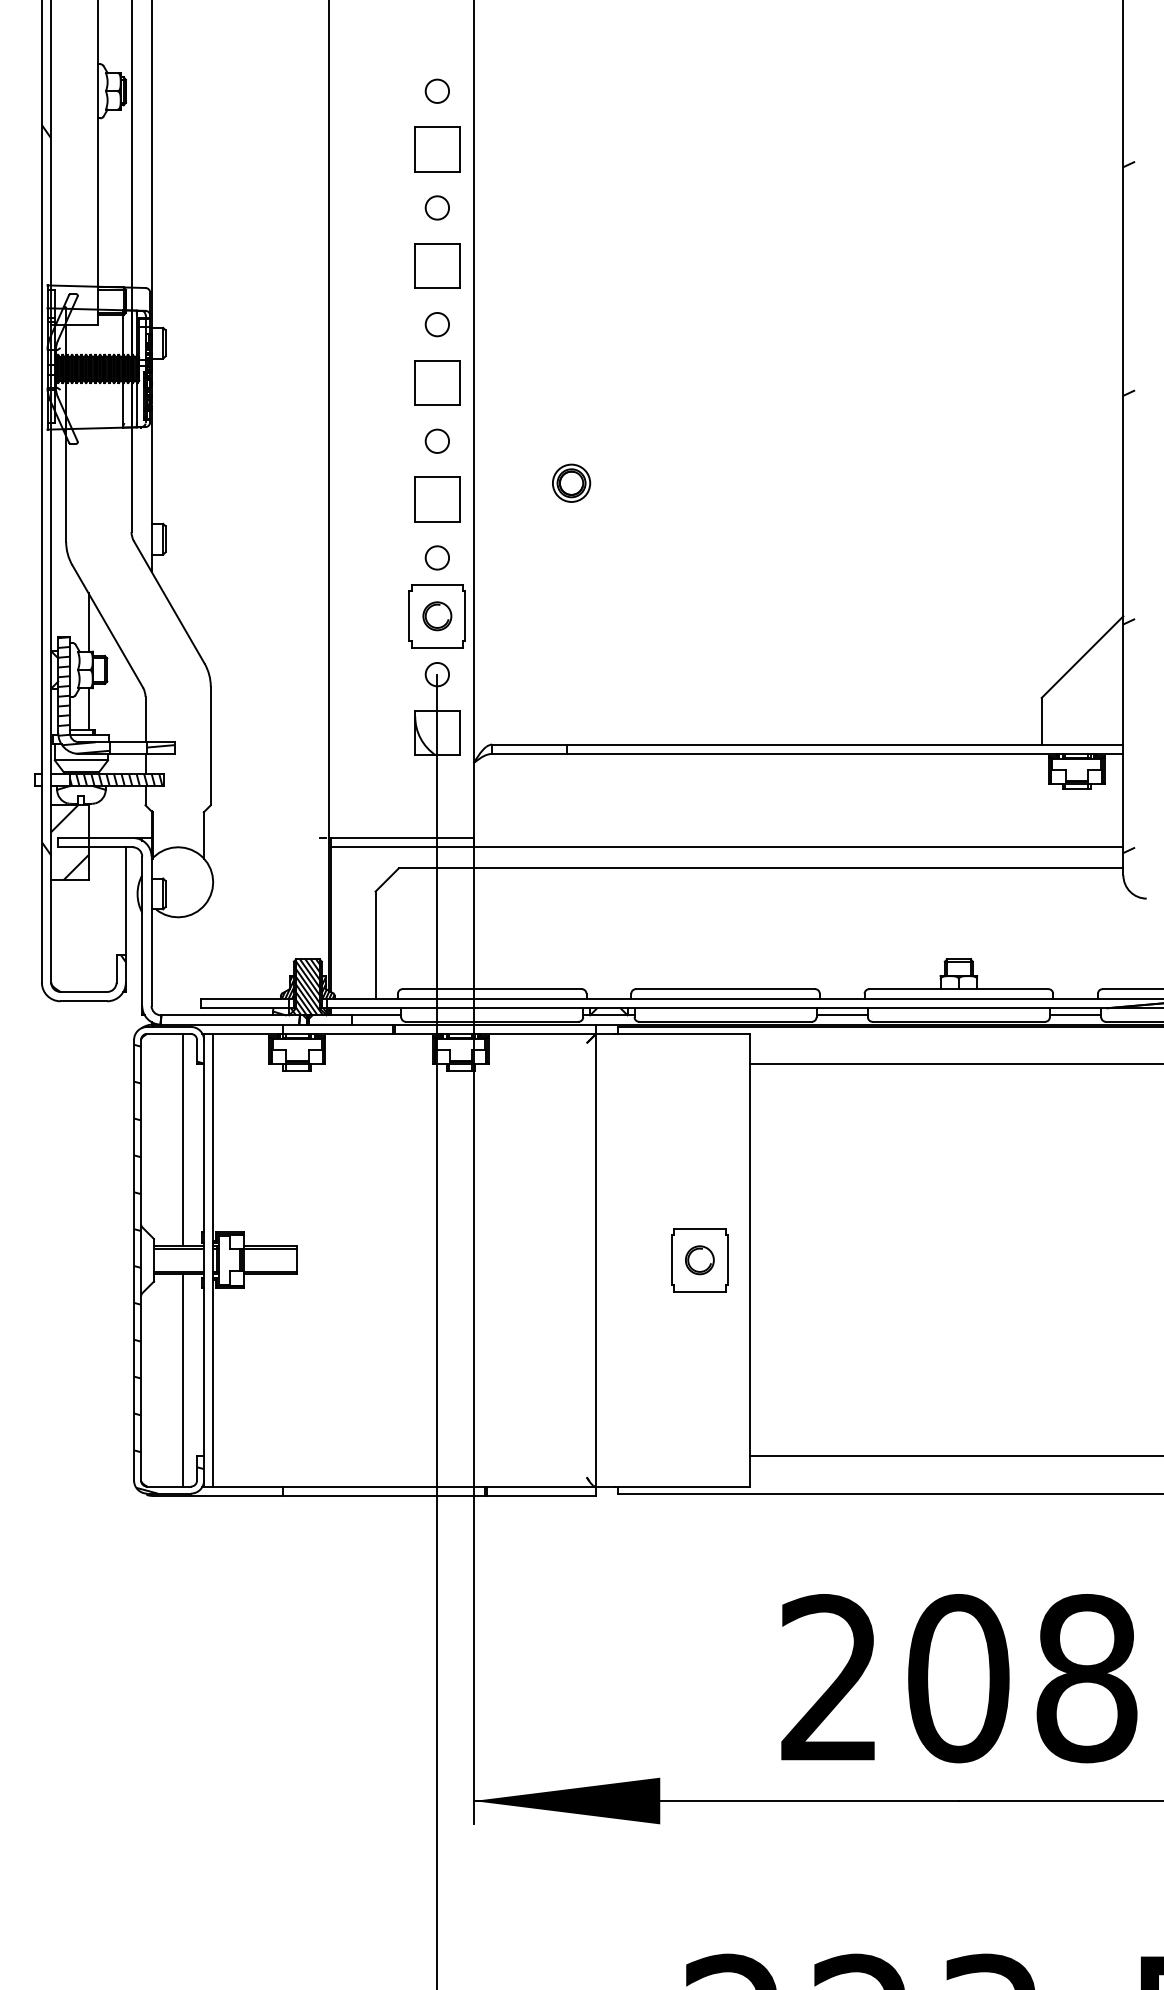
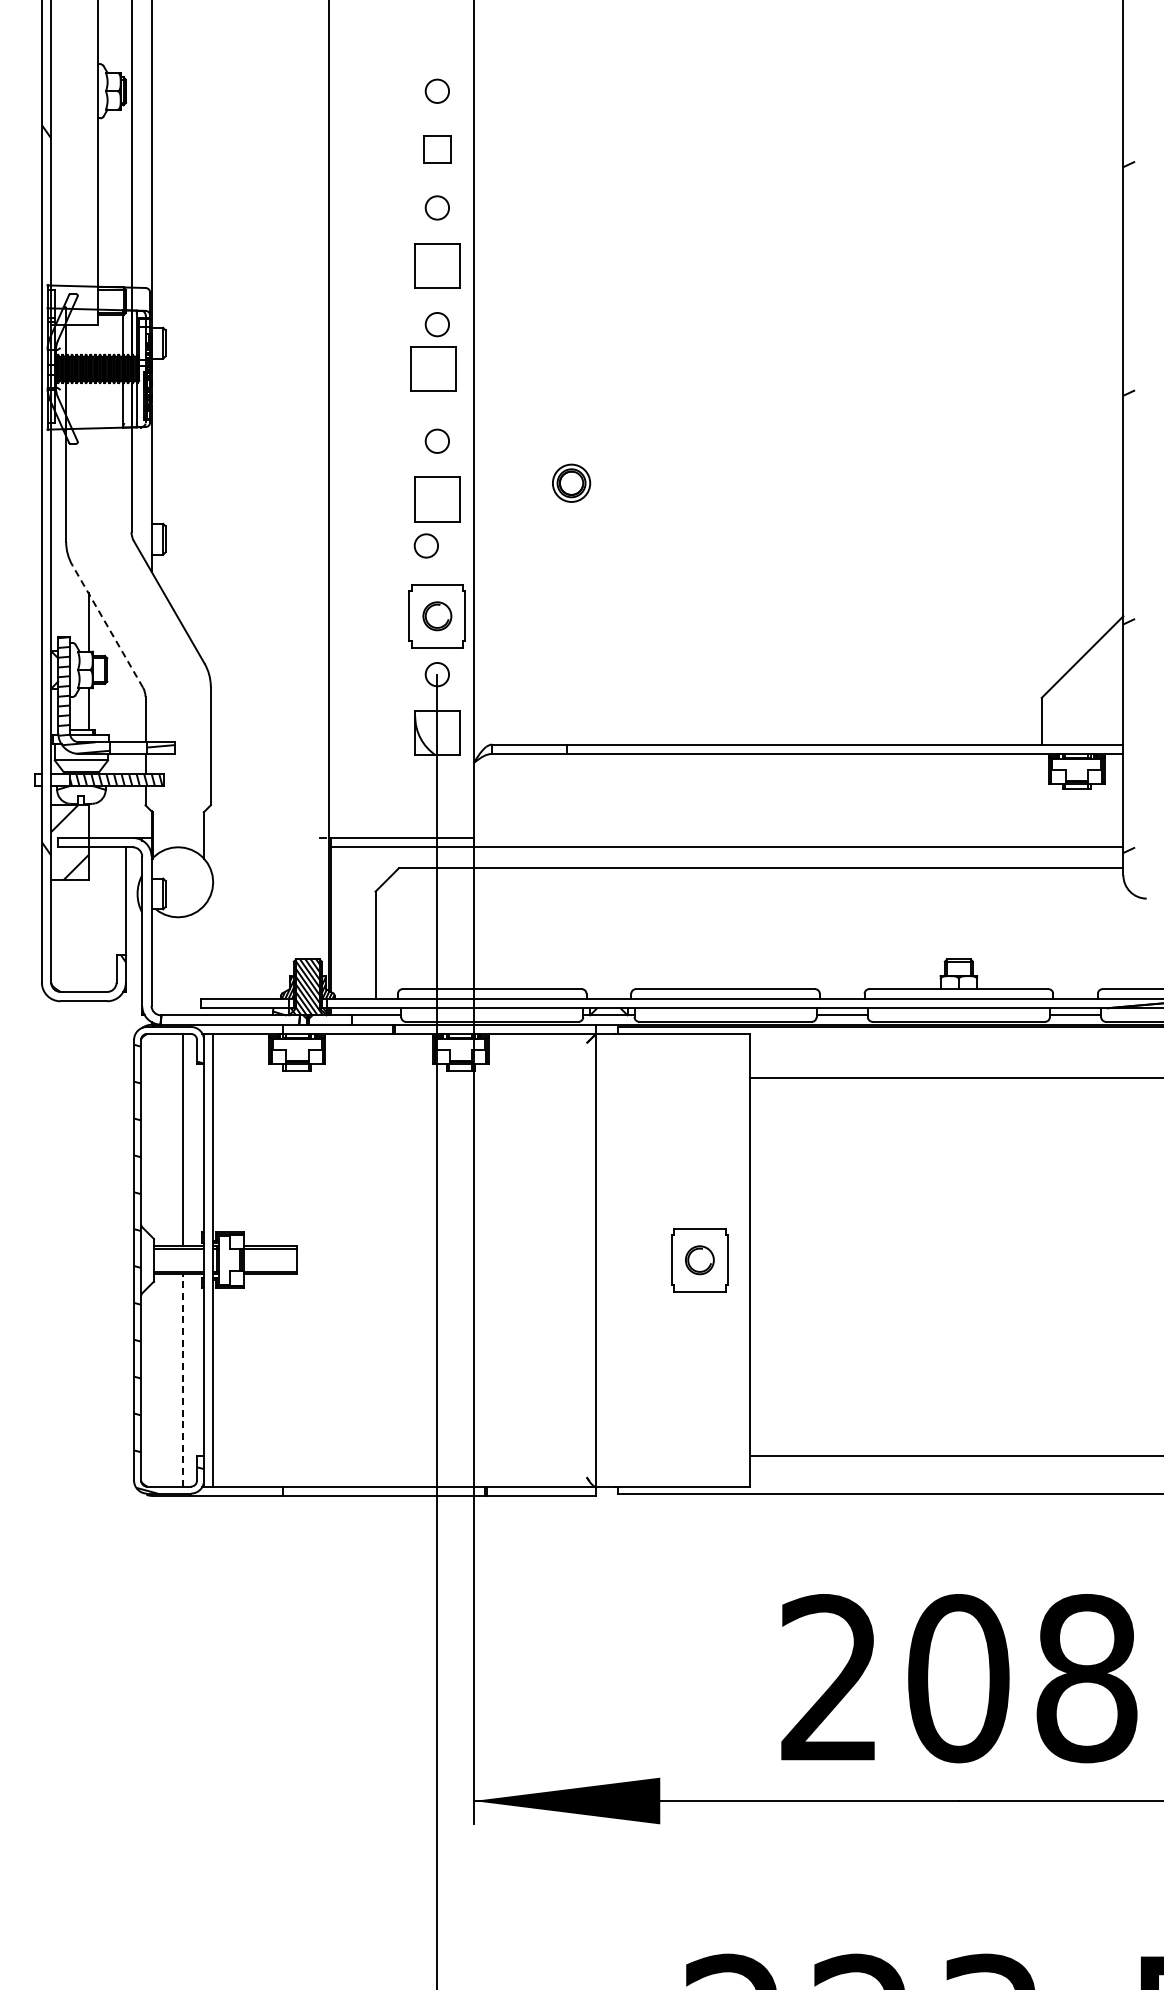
part size: 47x47 px -> 29x29 px (437, 149)
part position: (437, 382) -> (433, 368) (433, 368)
circle position: (436, 557) -> (425, 545) (425, 545)
line: solid -> dashed (107, 626)
line position: (955, 1064) -> (955, 1078) (955, 1078)
line: solid -> dashed (183, 1379)
